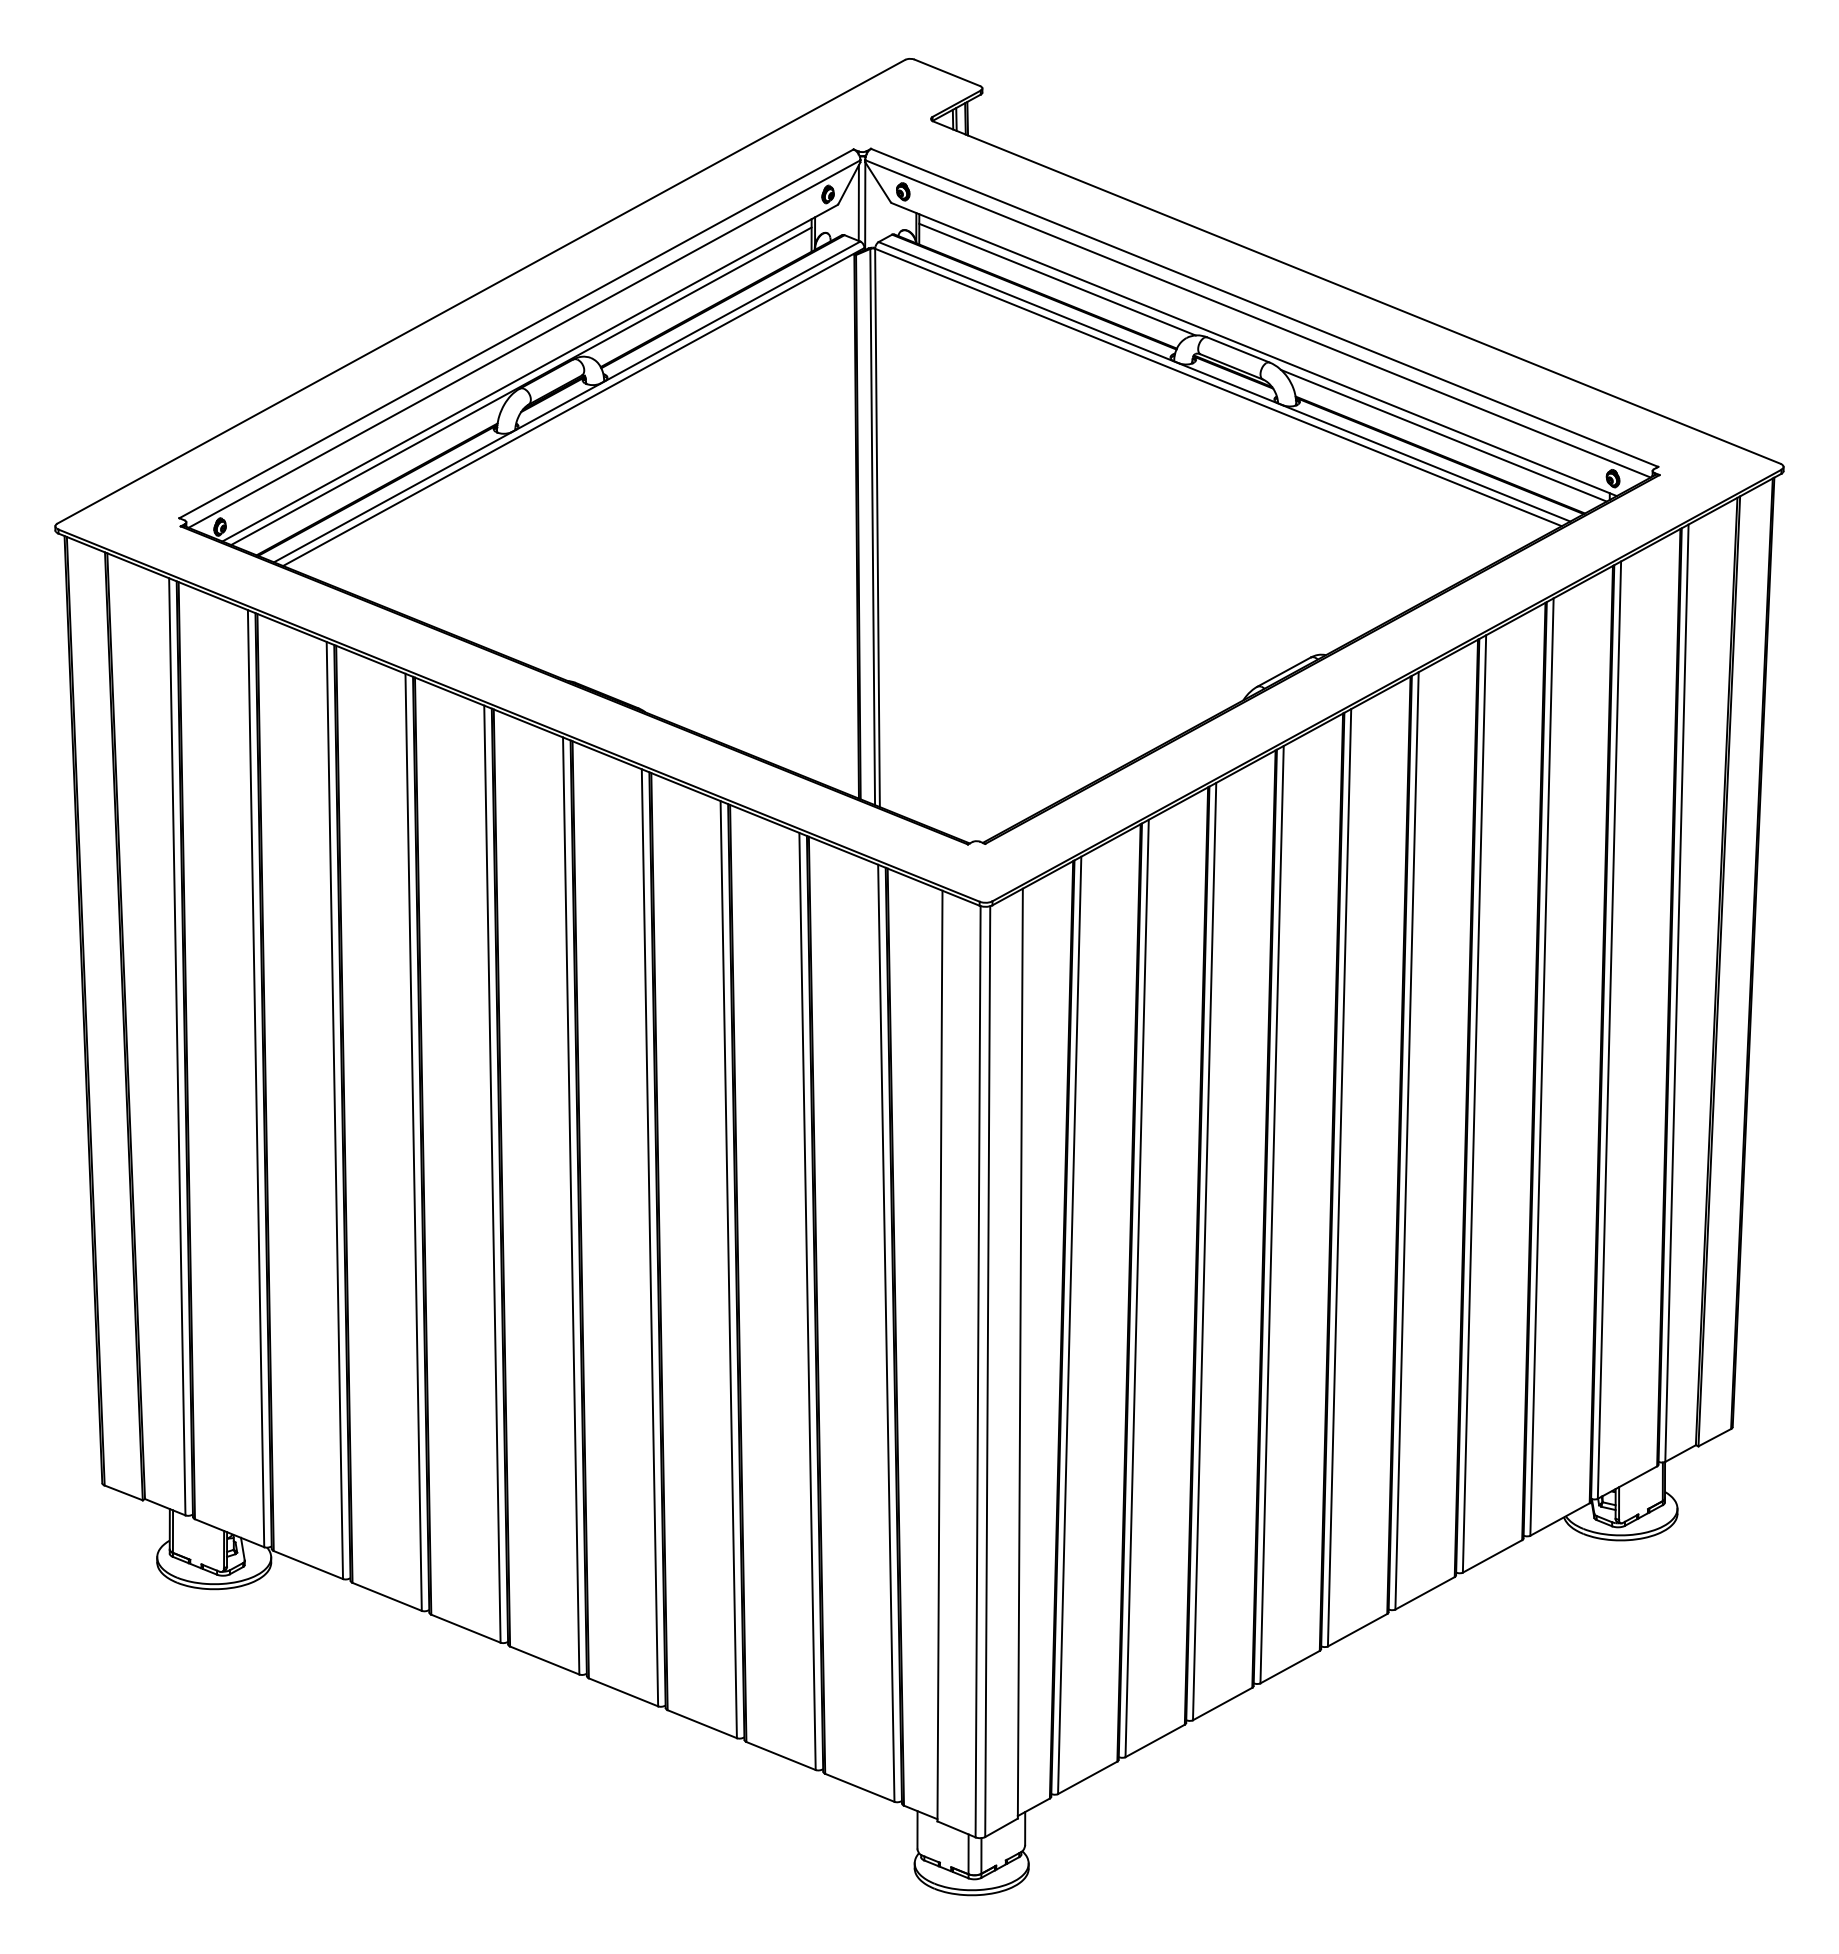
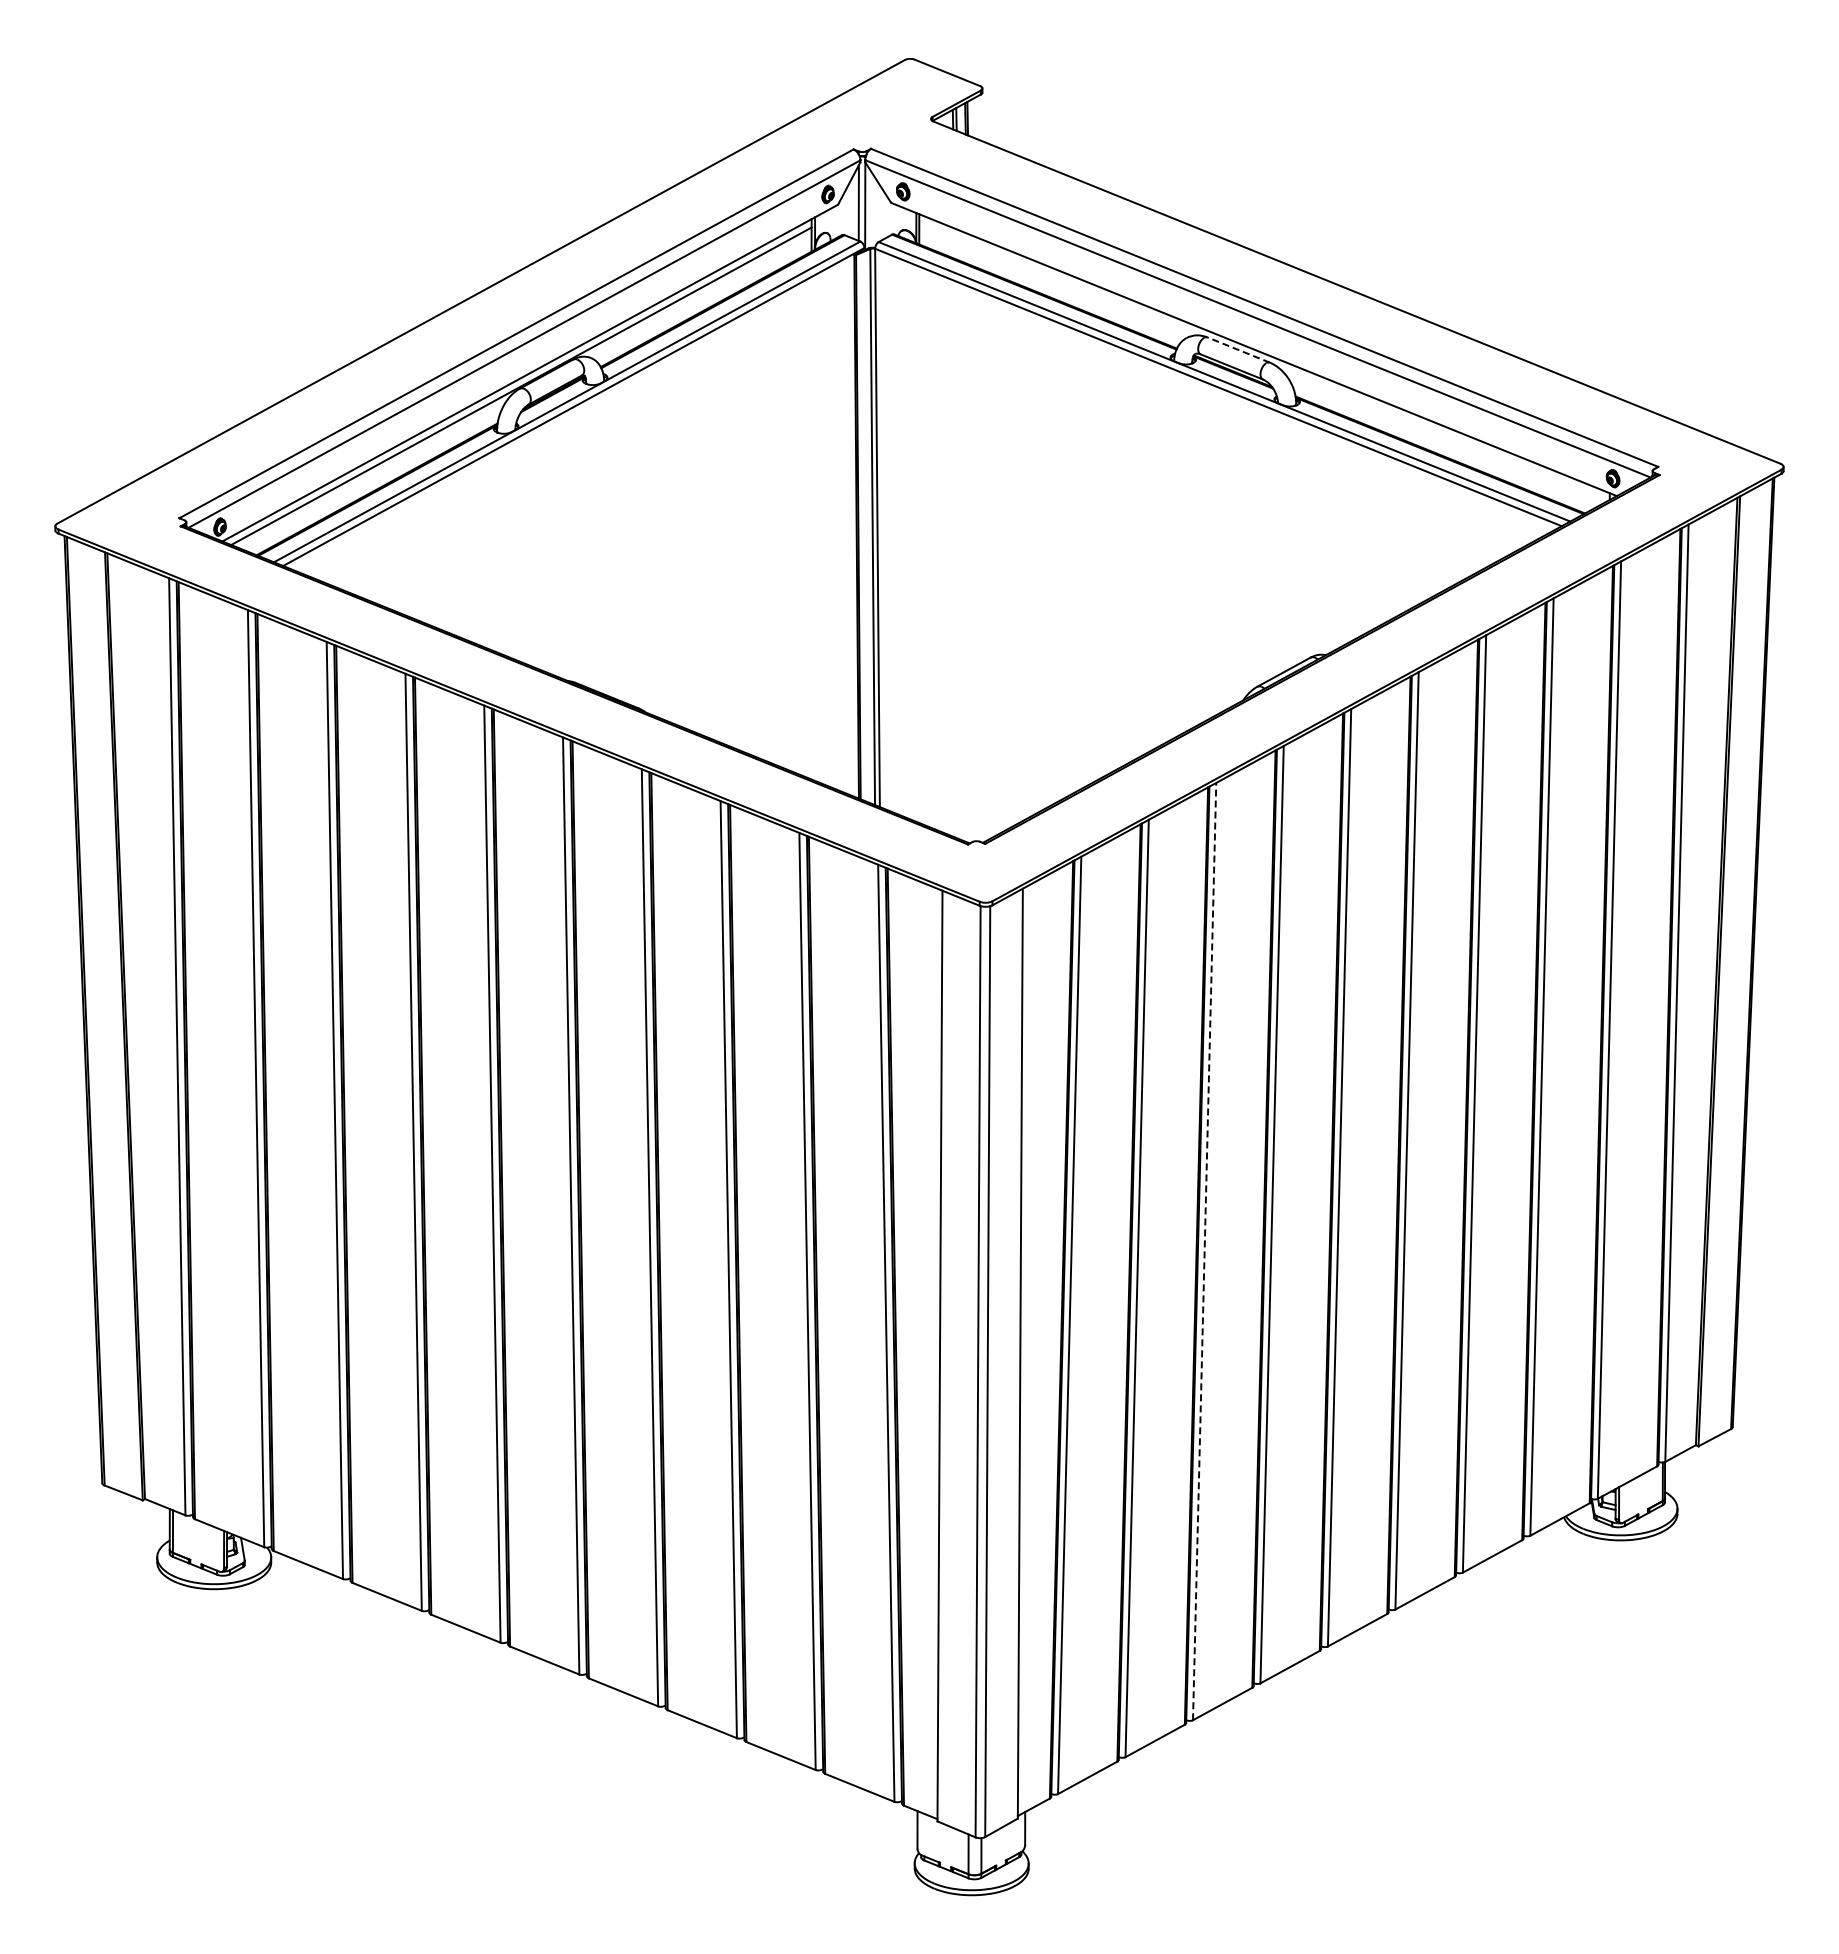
line: present -> none (1057, 279)
line: solid -> dashed (1238, 350)
line: present -> none (1443, 435)
line: solid -> dashed (1204, 1251)
